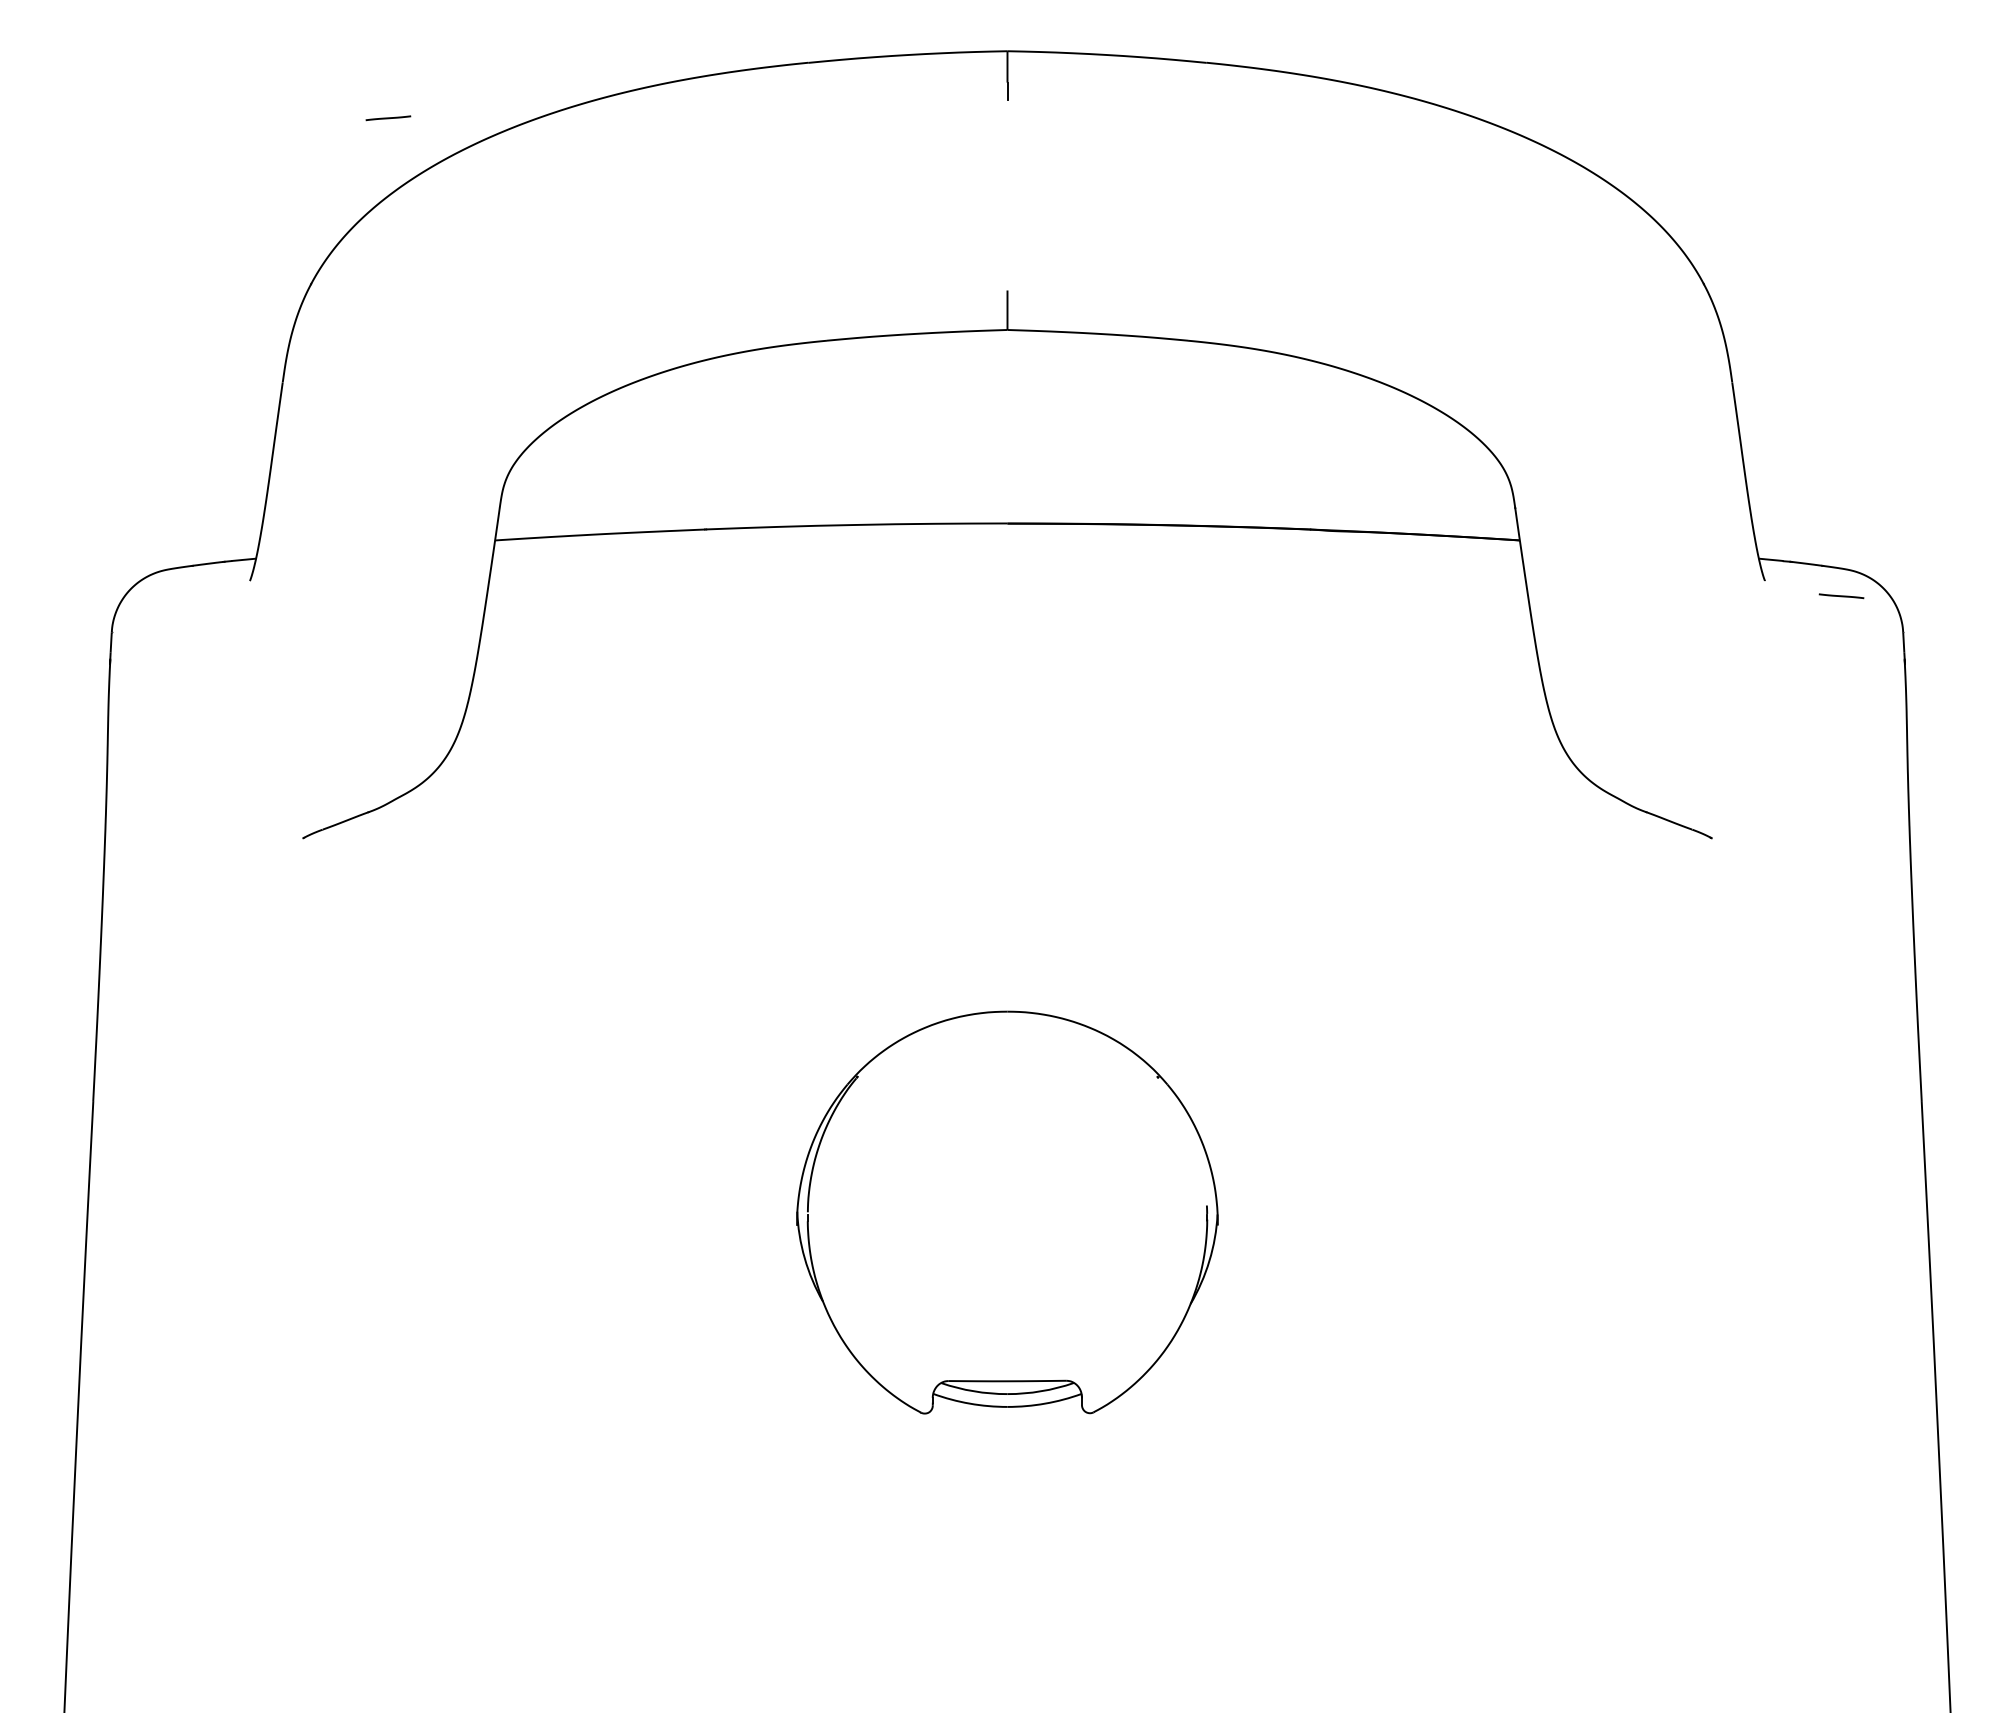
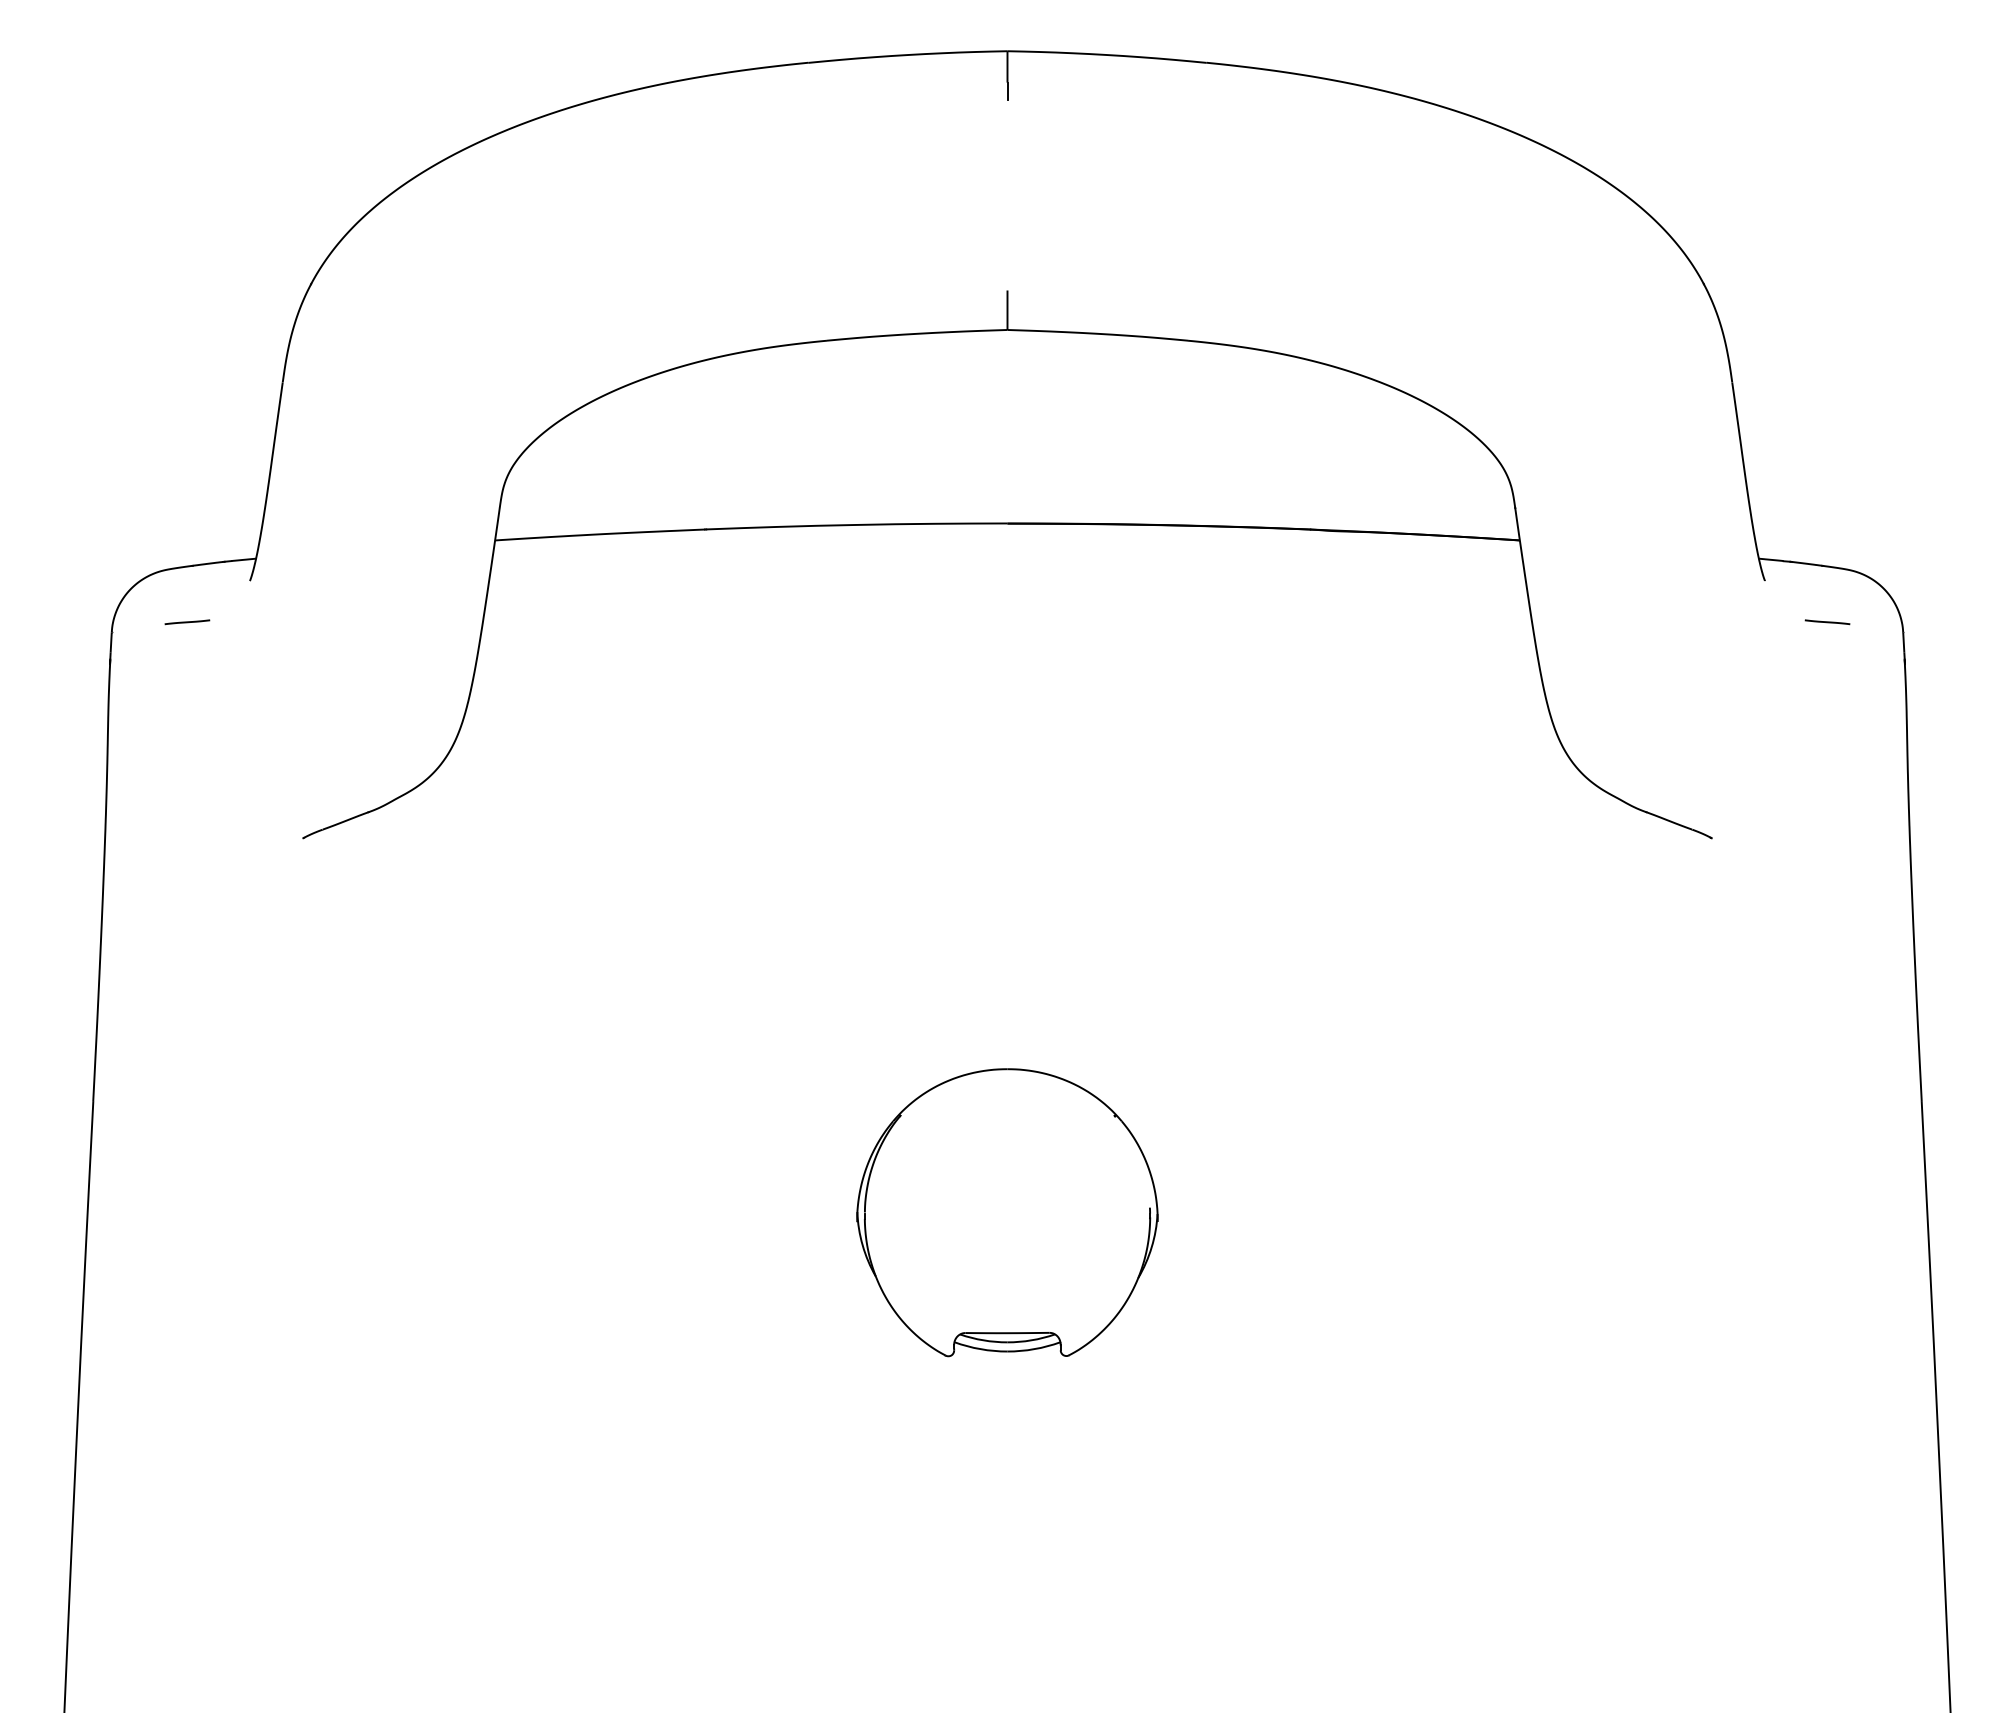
line position: (388, 118) -> (187, 622) (187, 622)
line position: (1841, 596) -> (1827, 622) (1827, 622)
part size: 423x405 px -> 303x290 px (1007, 1212)
